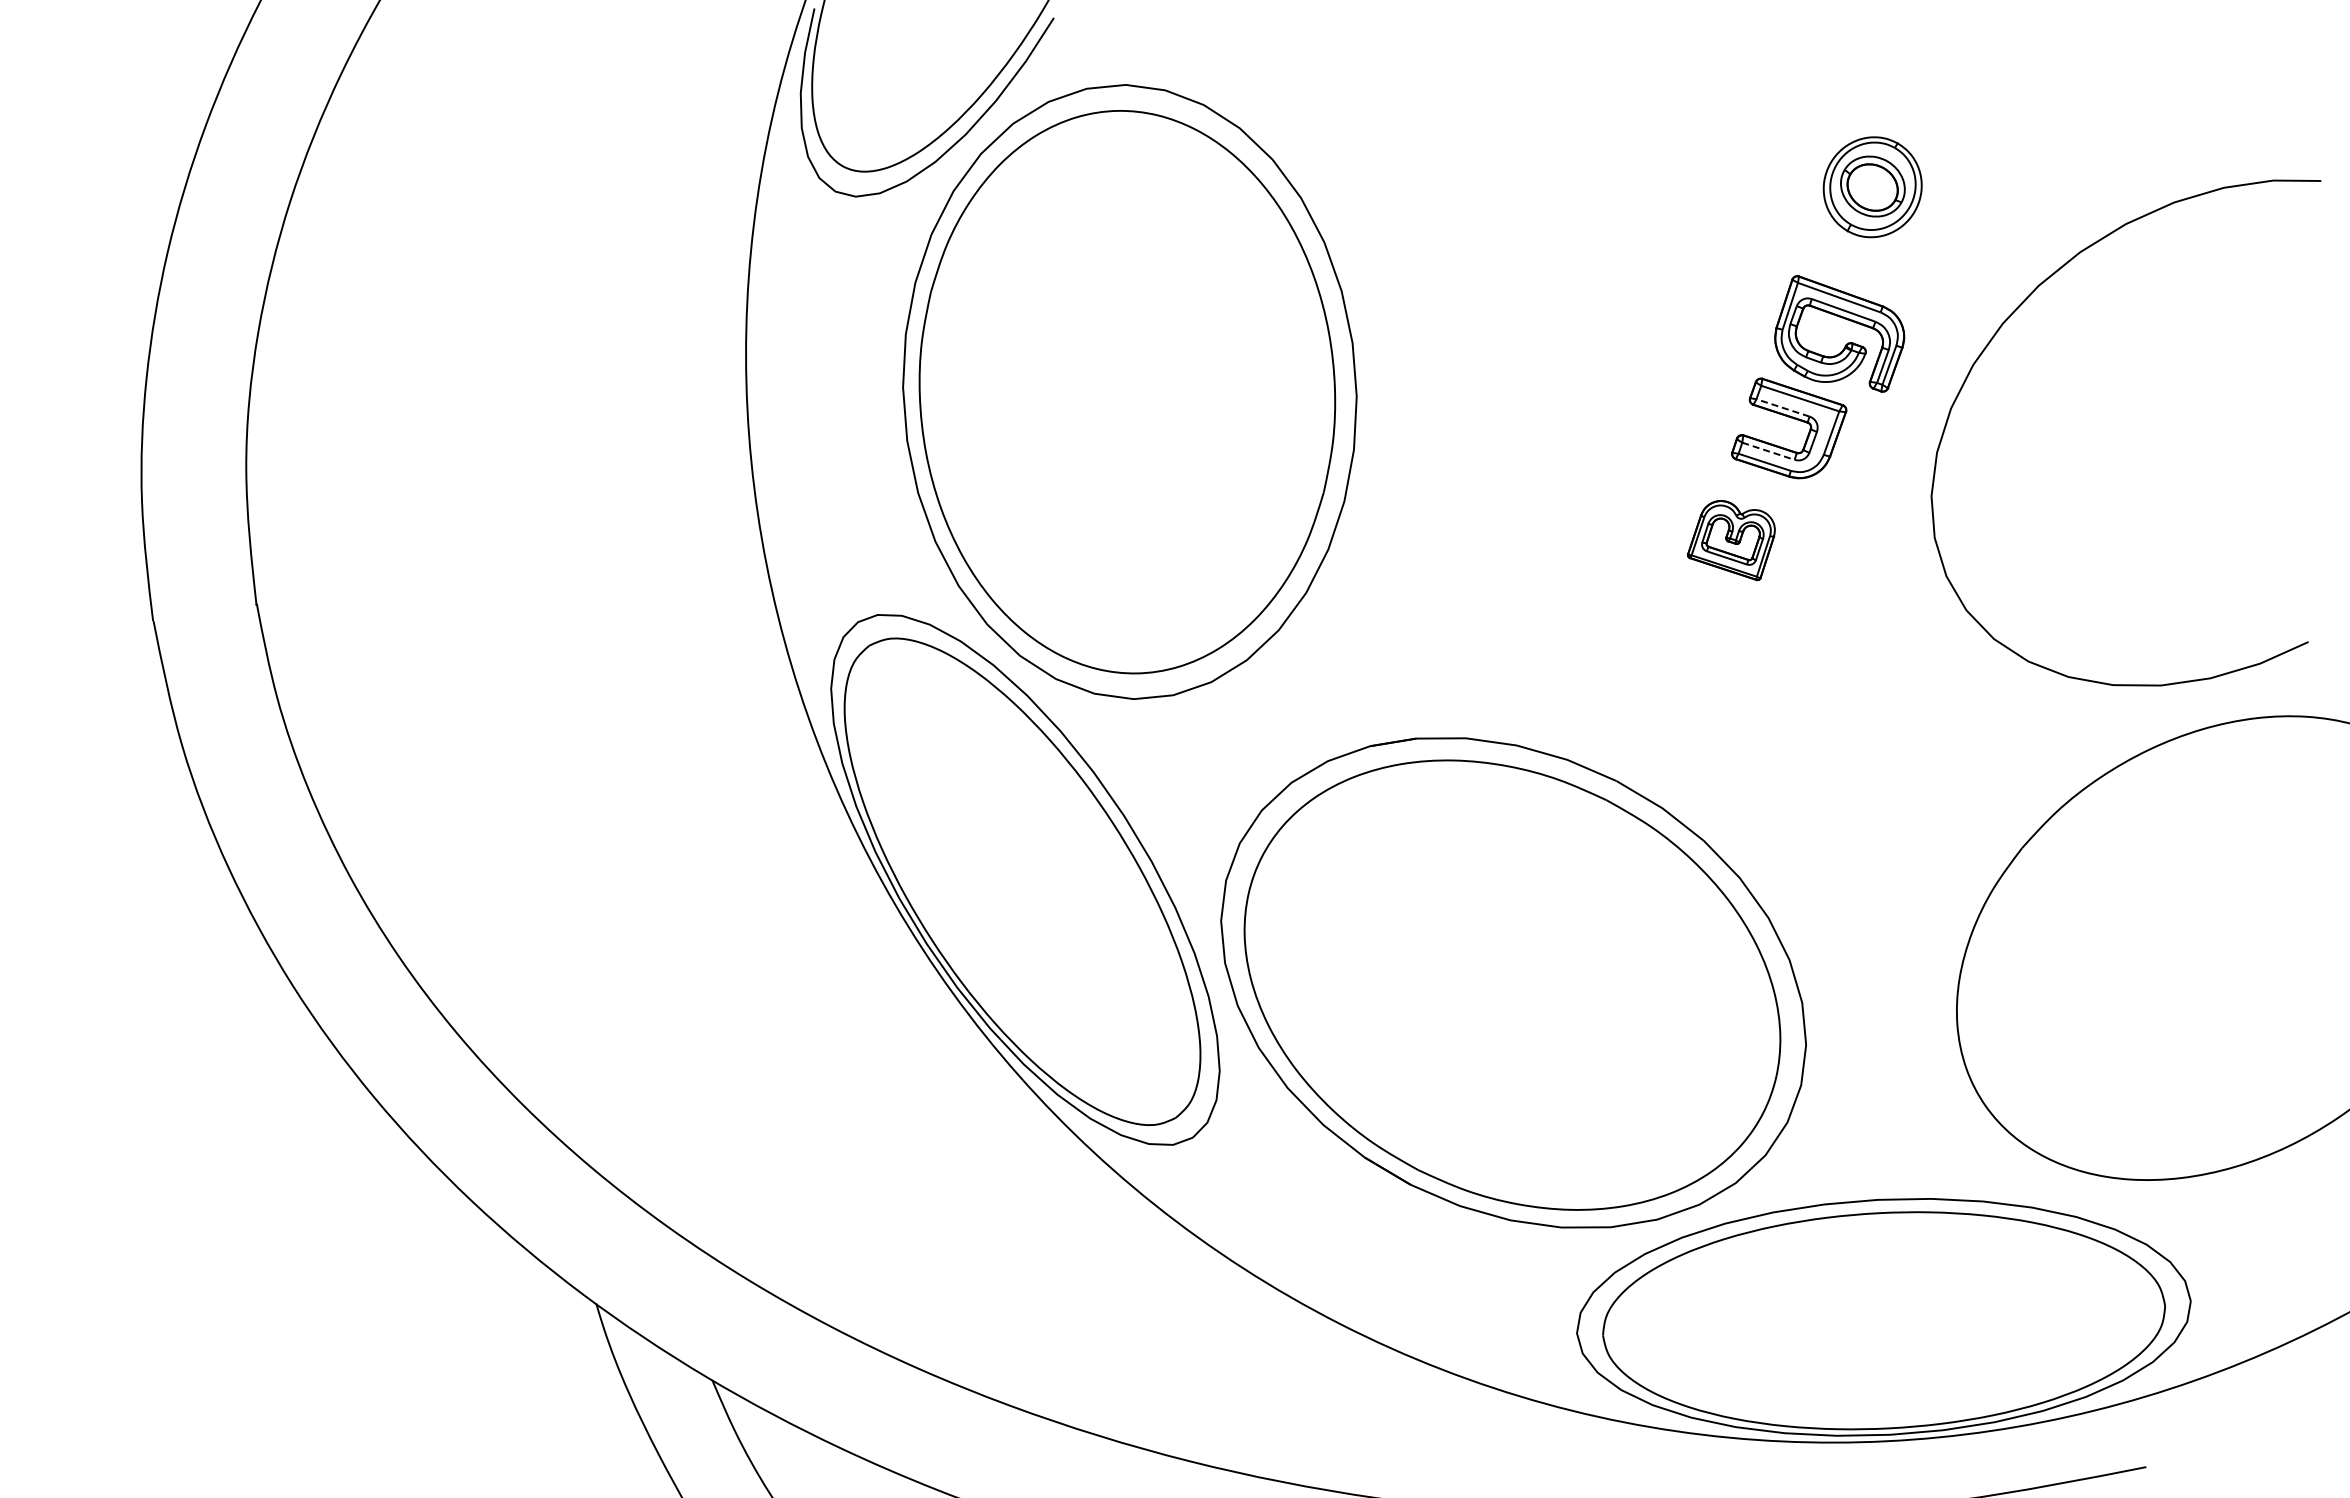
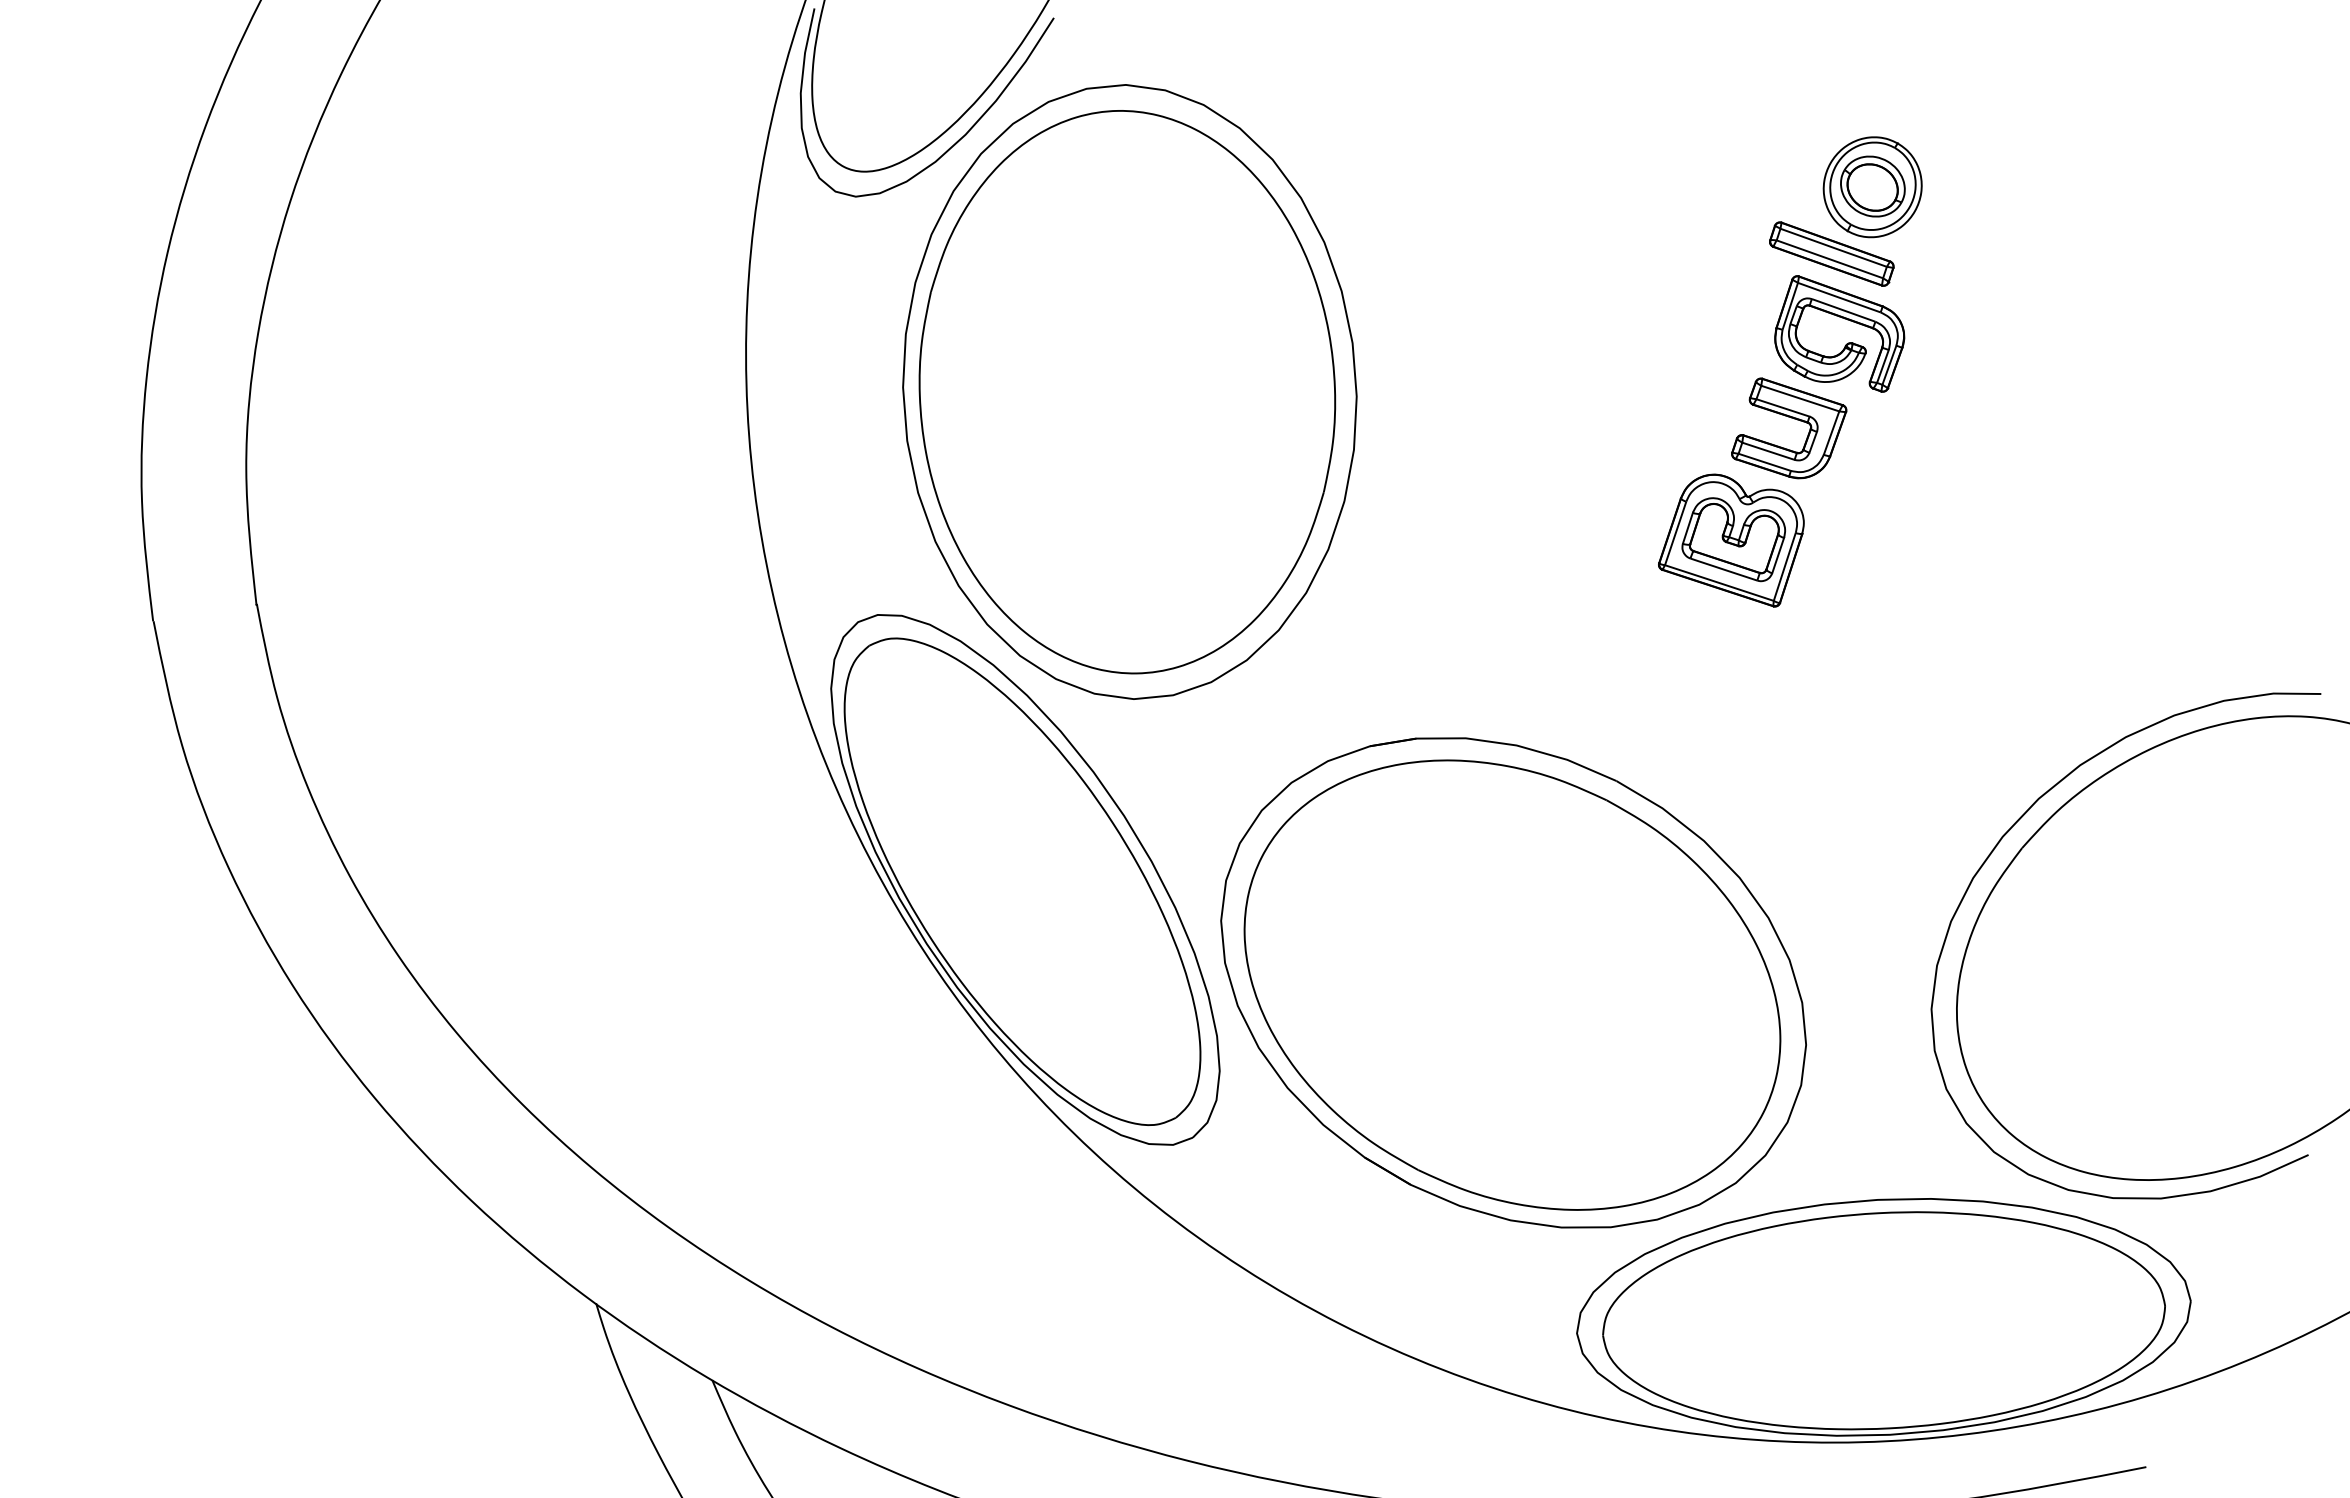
part: none -> present (1831, 253)
curve position: (1994, 337) -> (1994, 850) (1994, 850)
line: dashed -> solid (1783, 407)
line: dashed -> solid (1768, 451)
part size: 89x82 px -> 147x135 px (1731, 540)
